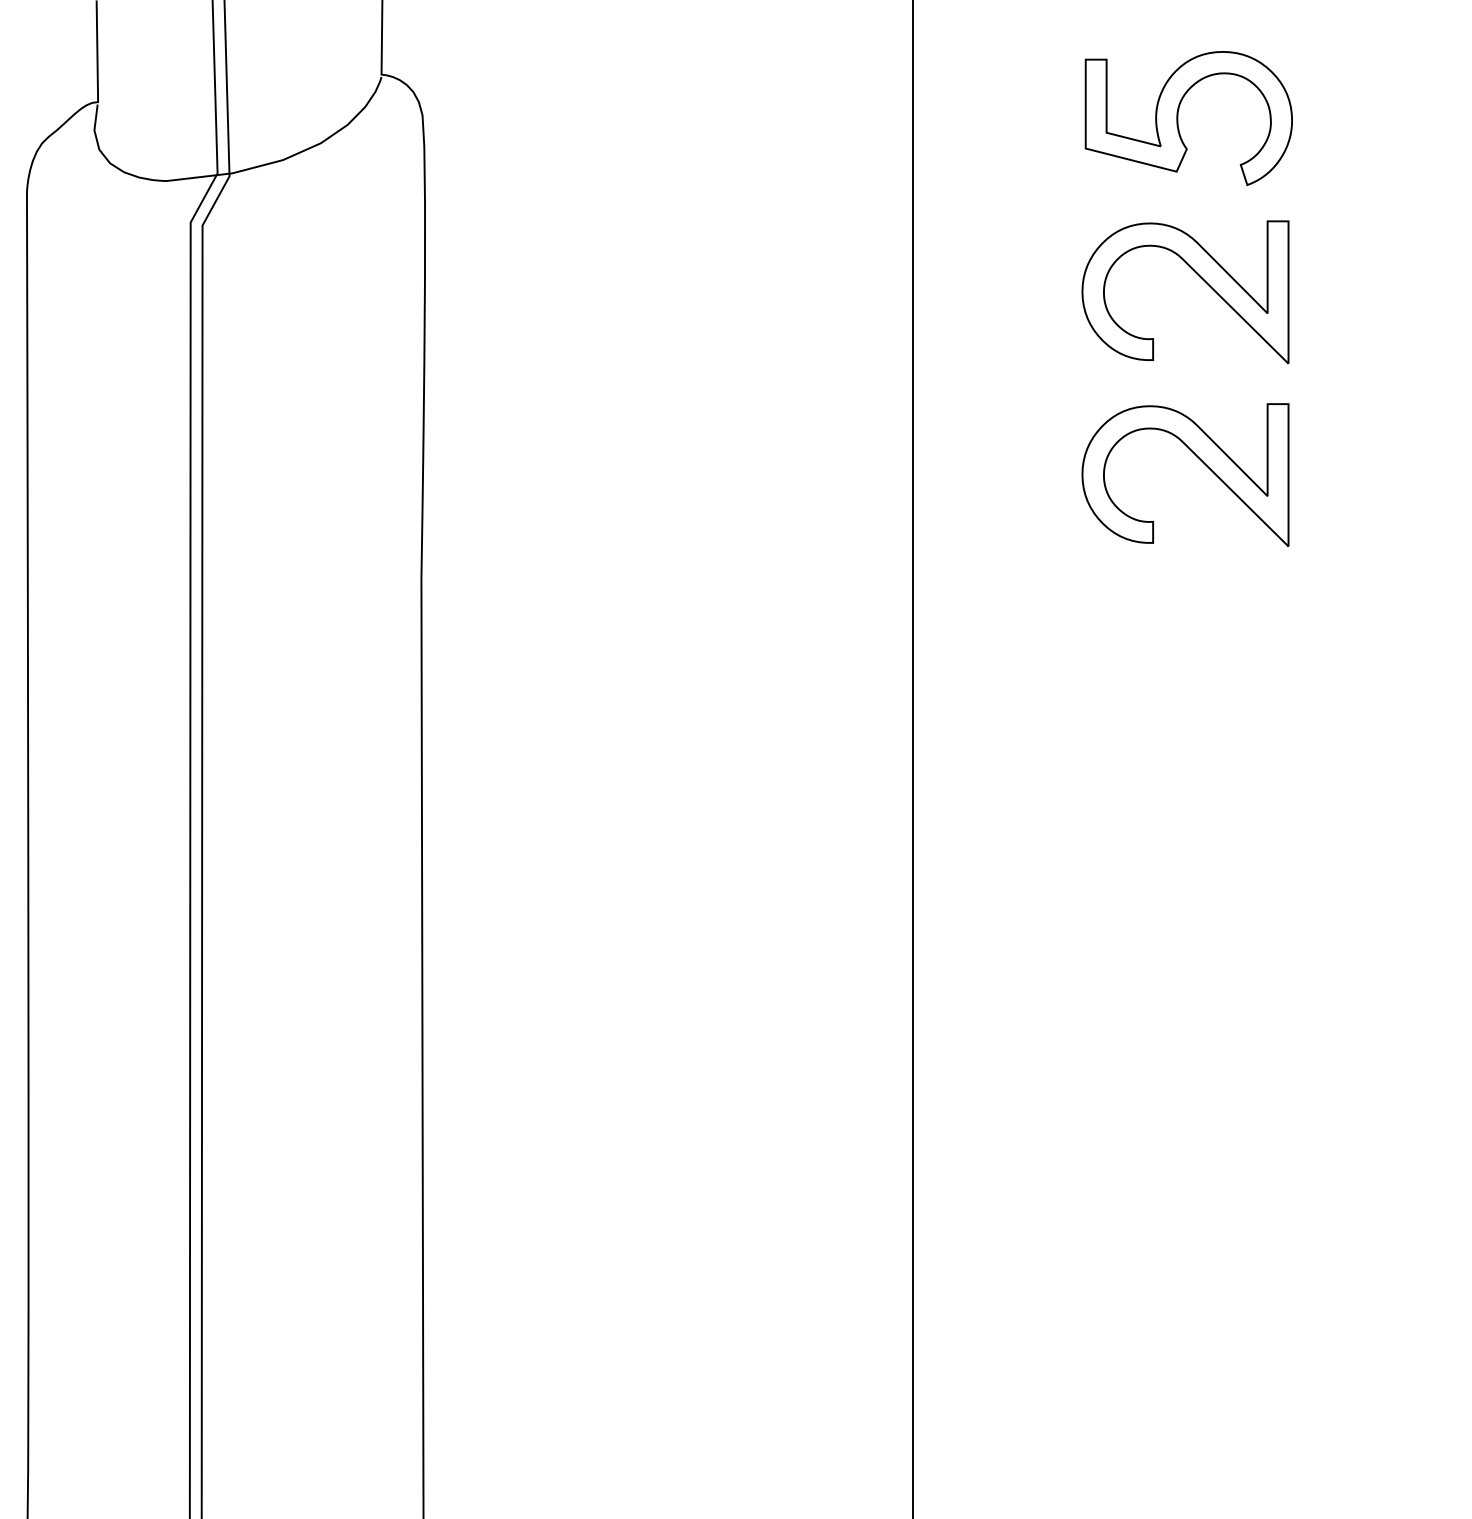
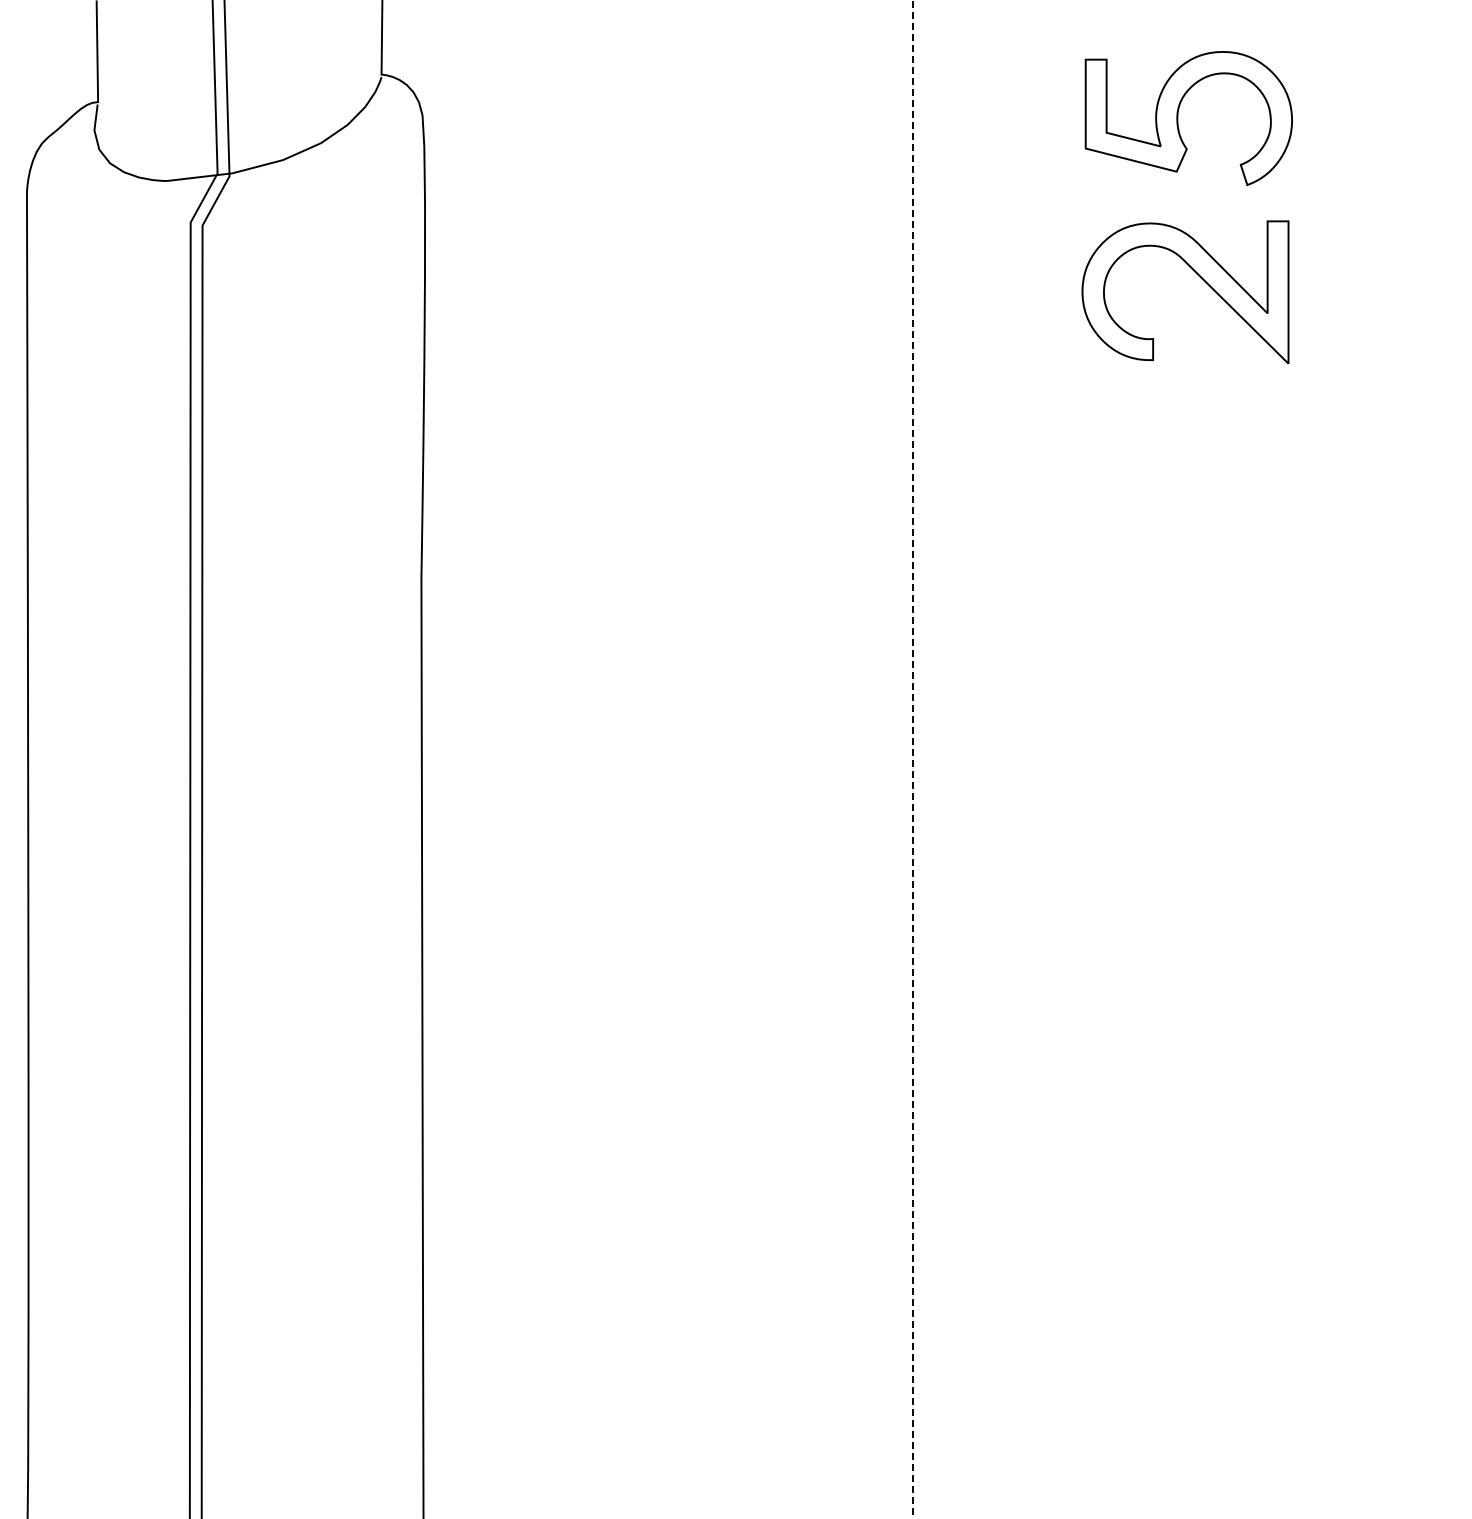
part: present -> none (1199, 459)
line: solid -> dashed (913, 759)
